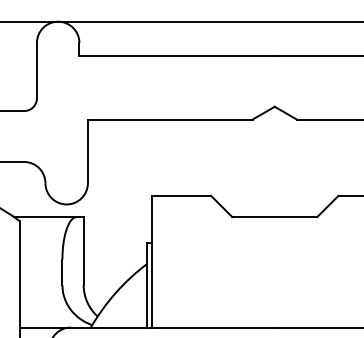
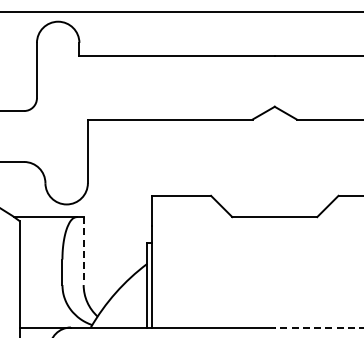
line position: (181, 21) -> (181, 11) (181, 11)
line: solid -> dashed (83, 251)
line: solid -> dashed (318, 327)
